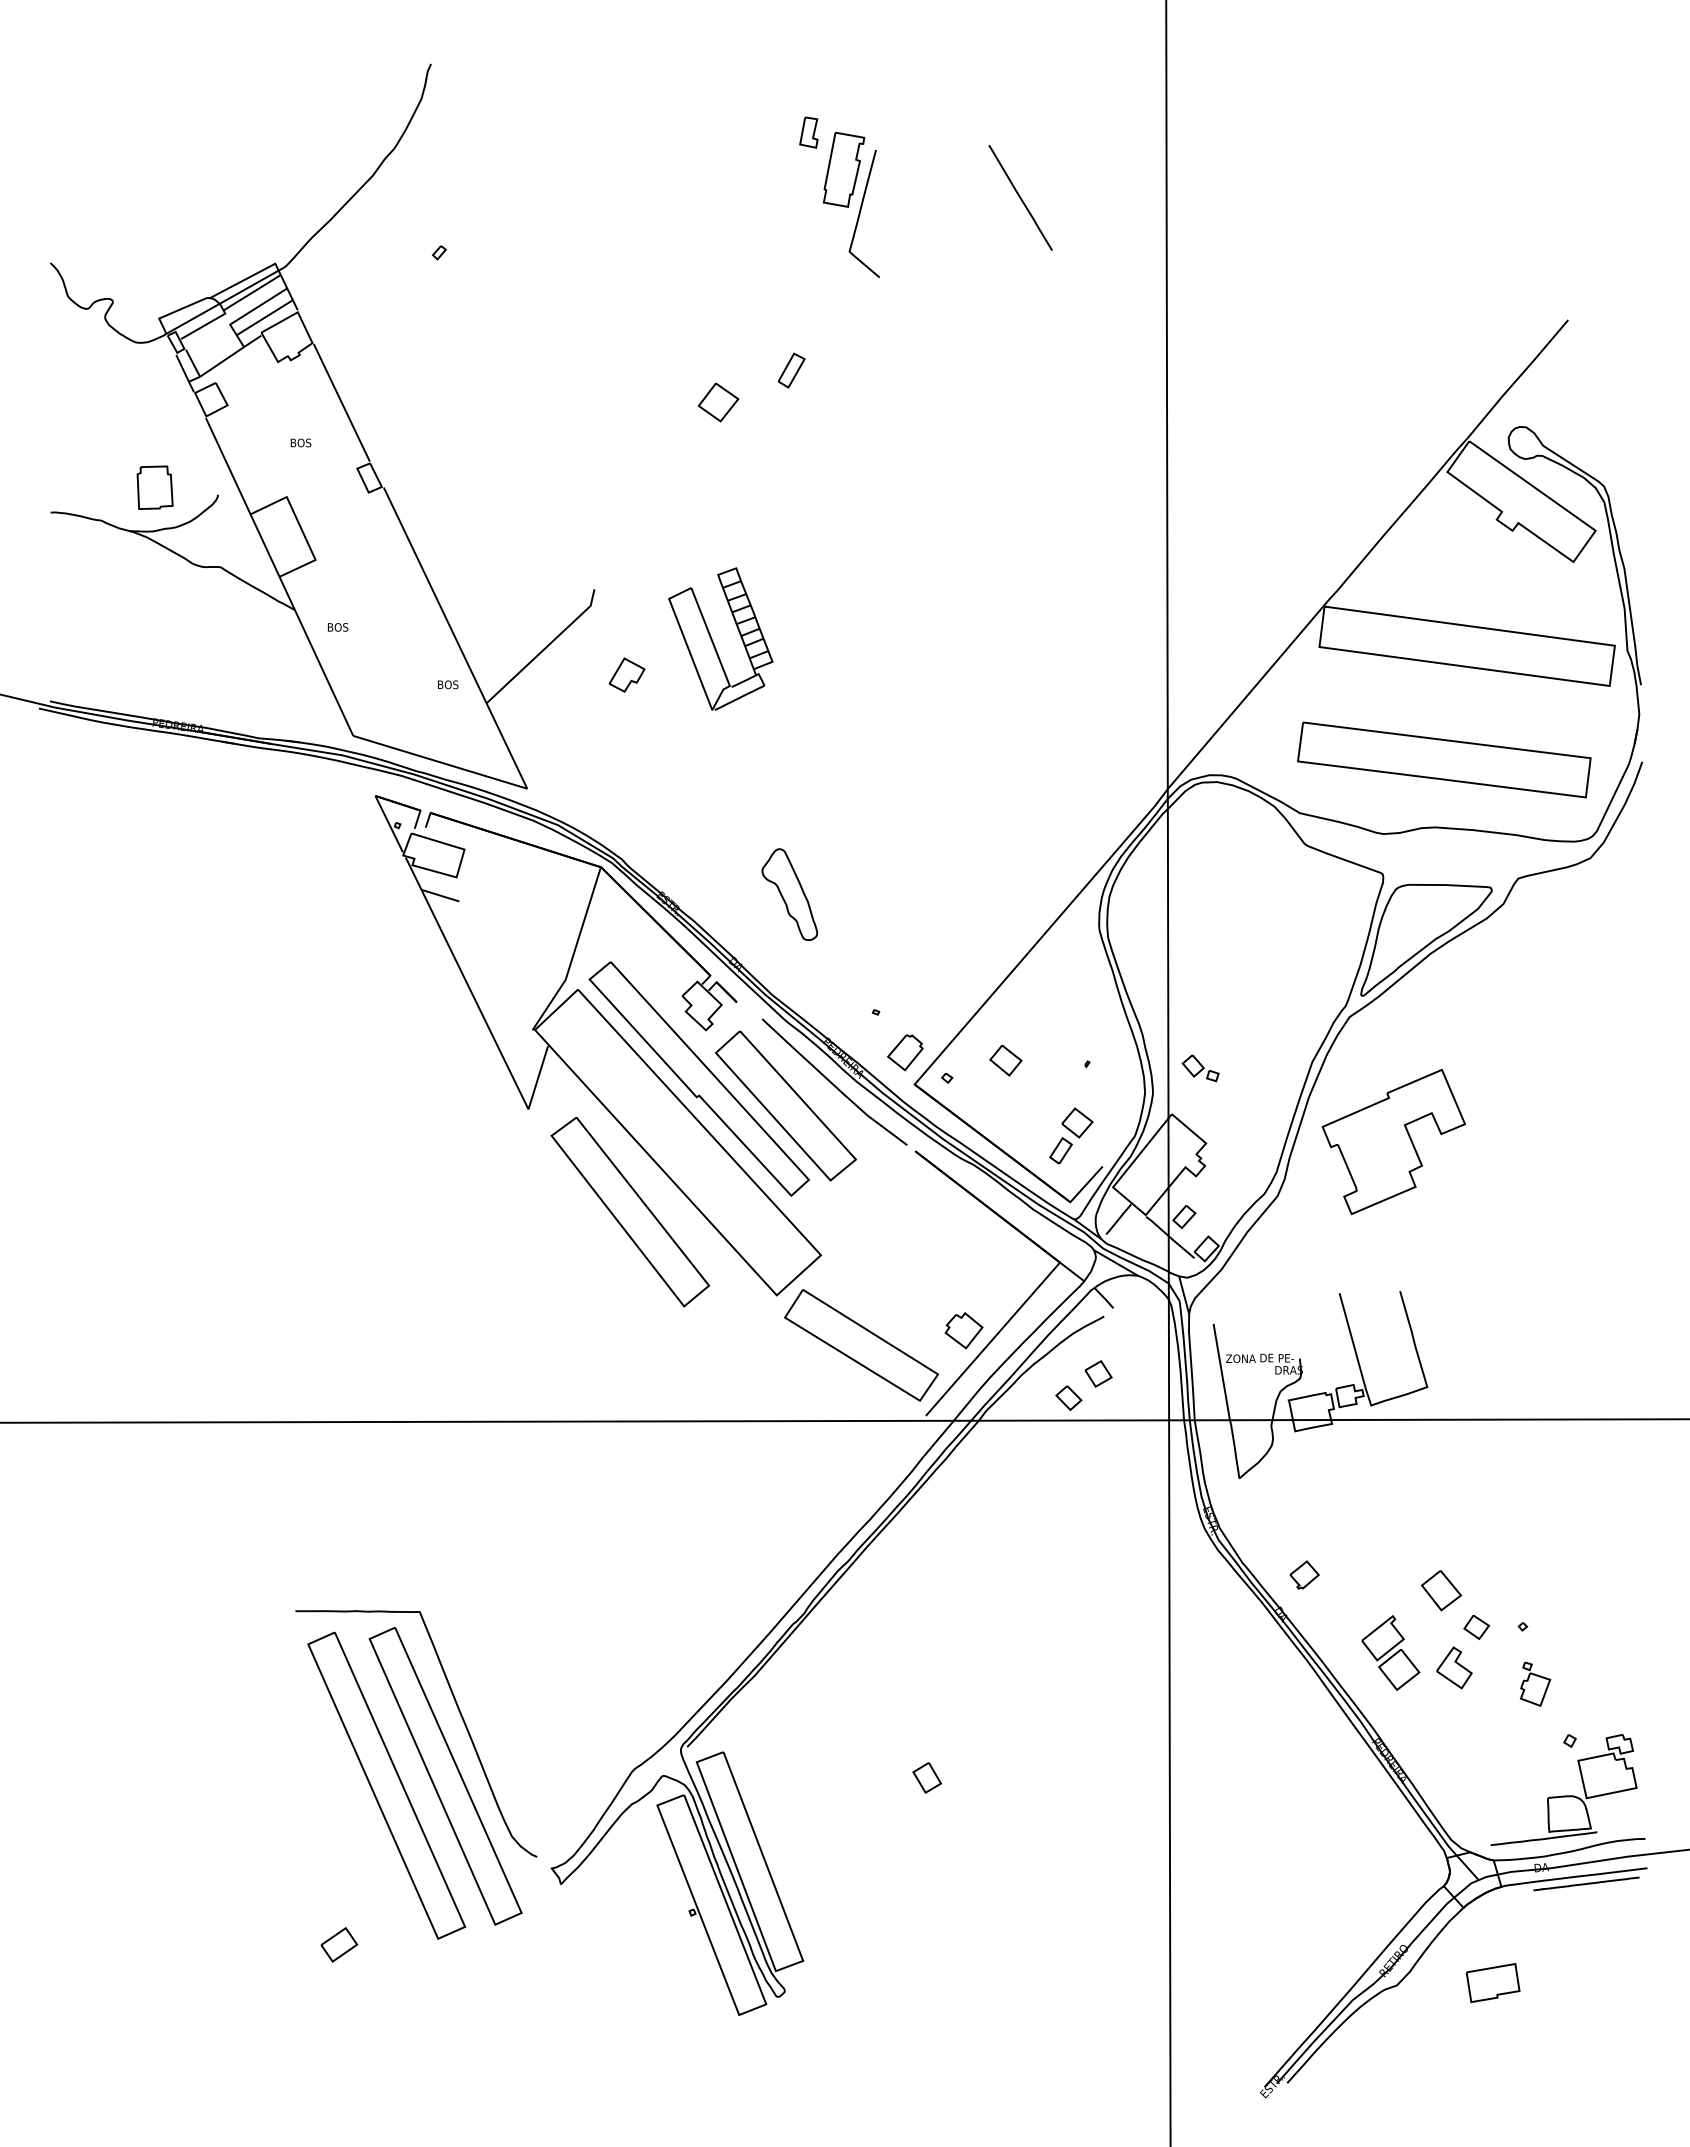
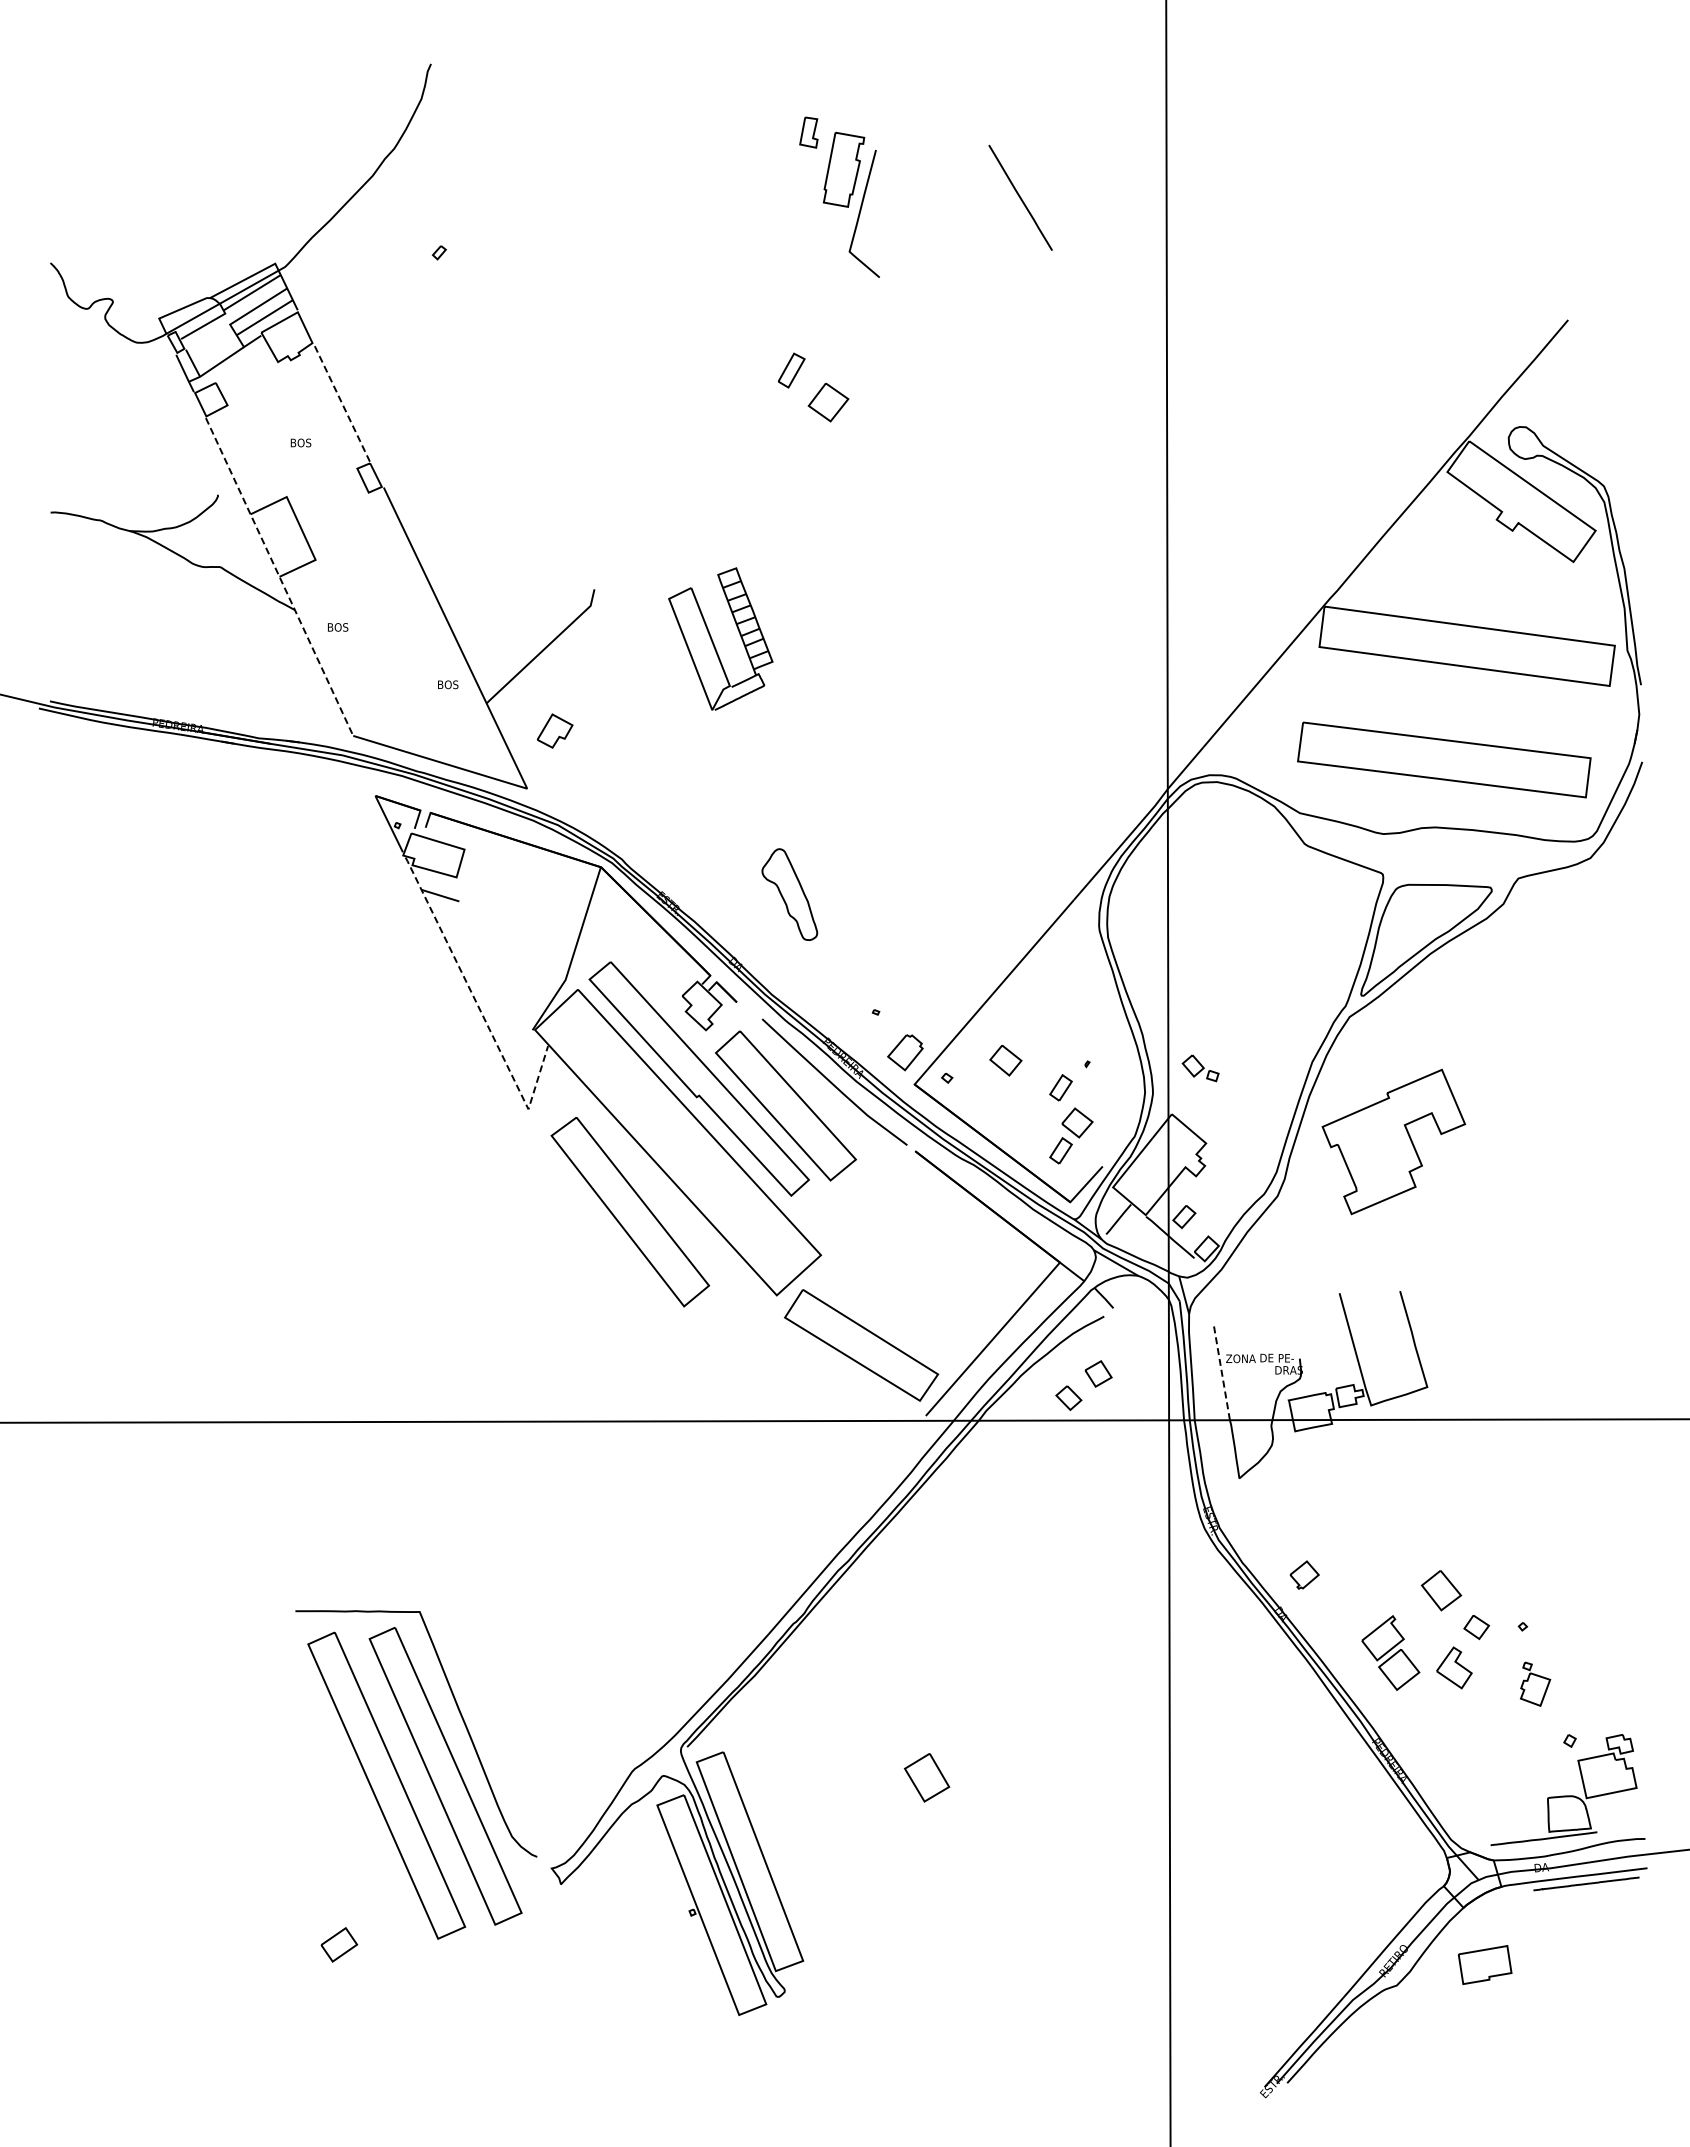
line: solid -> dashed (341, 402)
part position: (718, 402) -> (828, 402) (828, 402)
part: present -> none (154, 487)
line: solid -> dashed (279, 577)
part position: (627, 674) -> (555, 730) (555, 730)
line: solid -> dashed (481, 1013)
part: none -> present (1060, 1087)
part: present -> none (963, 1330)
line: solid -> dashed (1221, 1372)
part size: 31x32 px -> 48x50 px (926, 1777)
part position: (1493, 1982) -> (1485, 1964) (1485, 1964)
